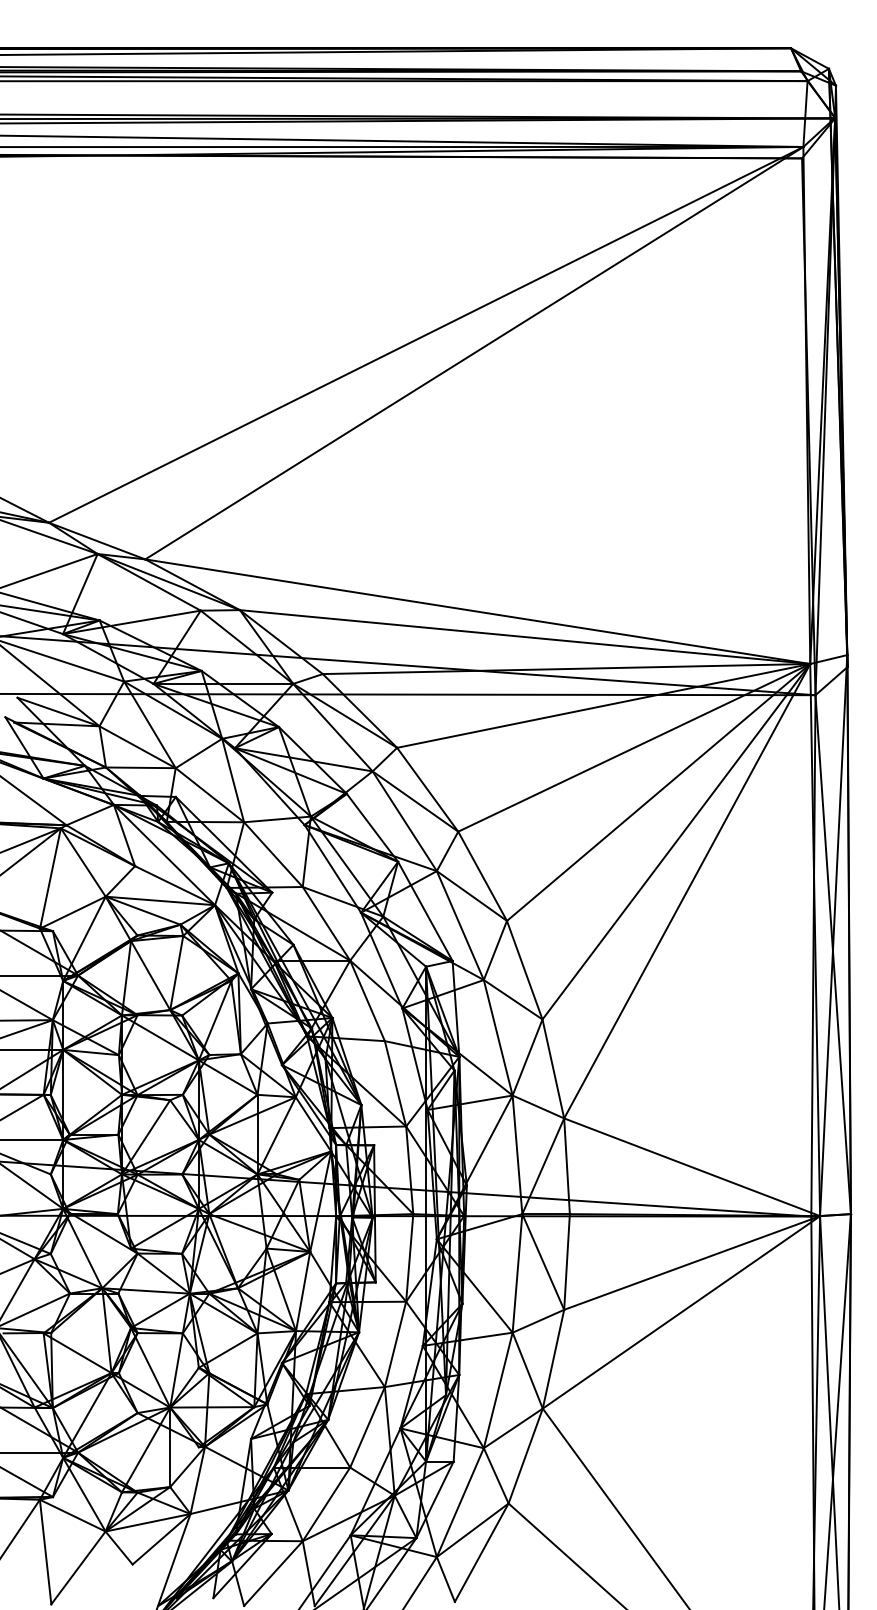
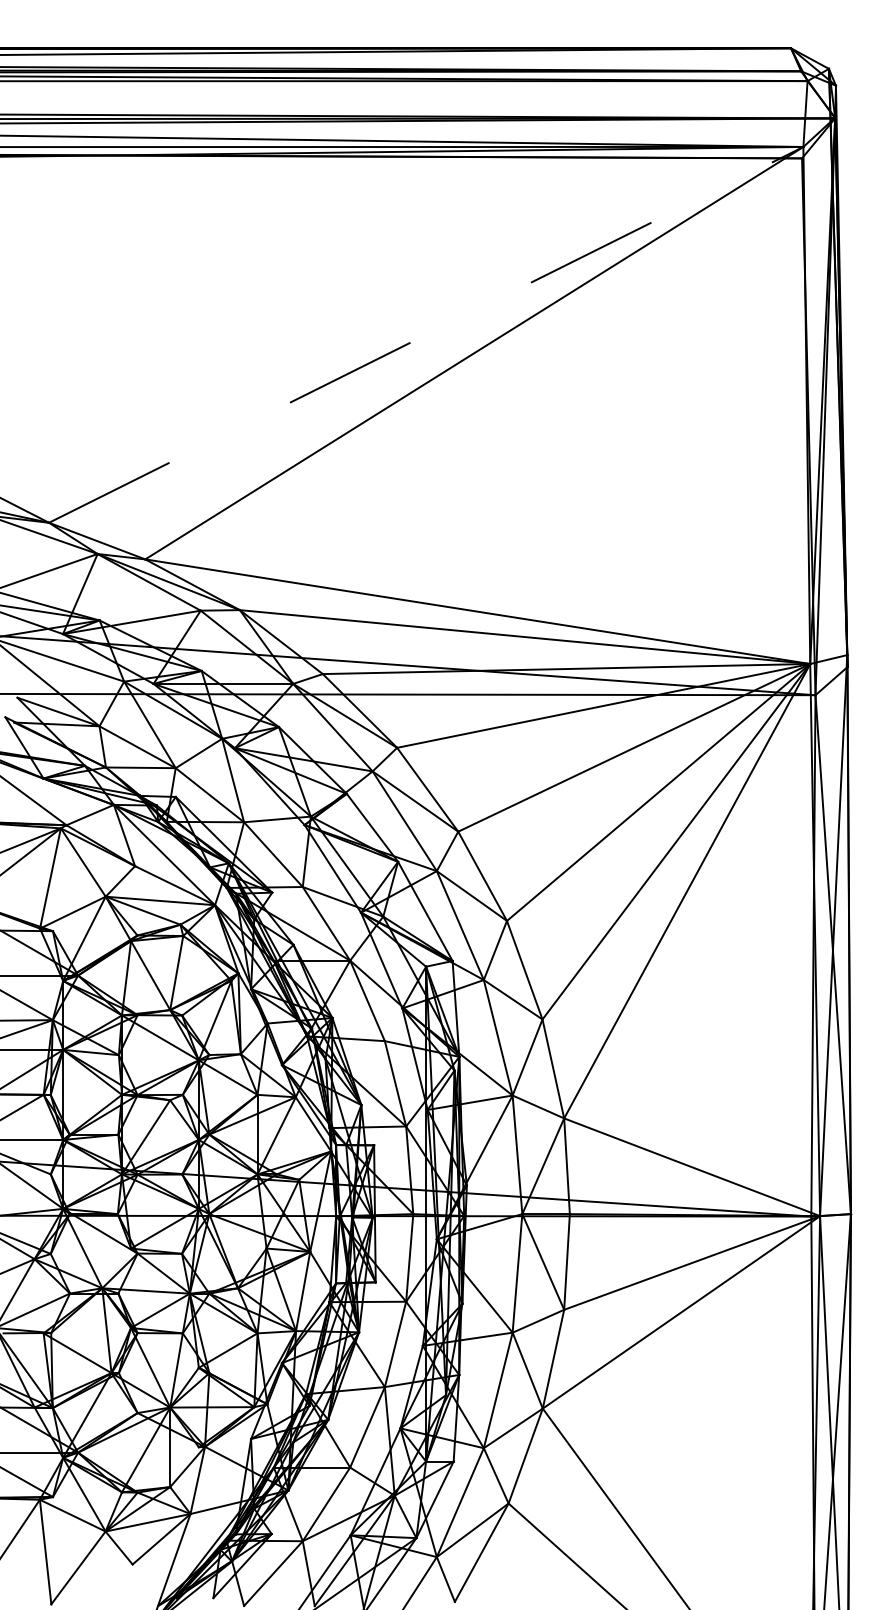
line: solid -> dashed (426, 334)
